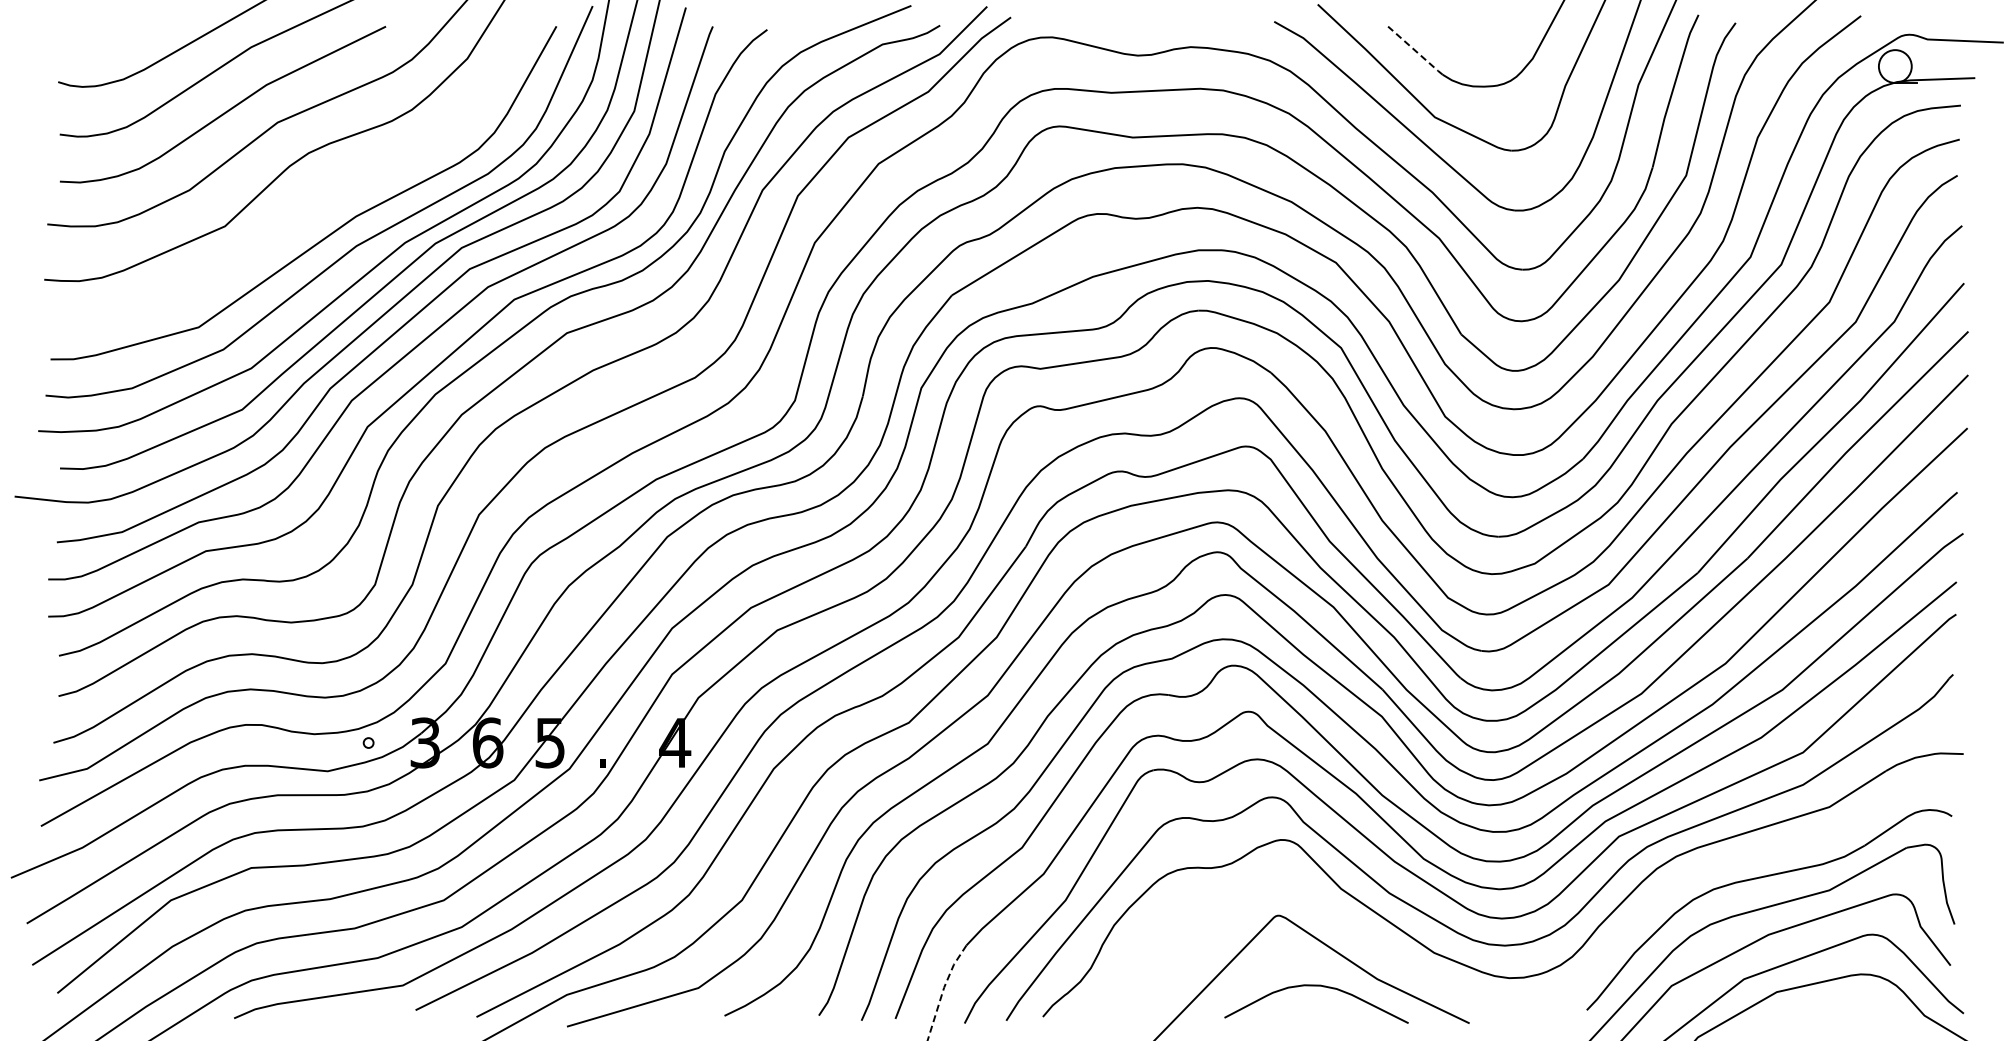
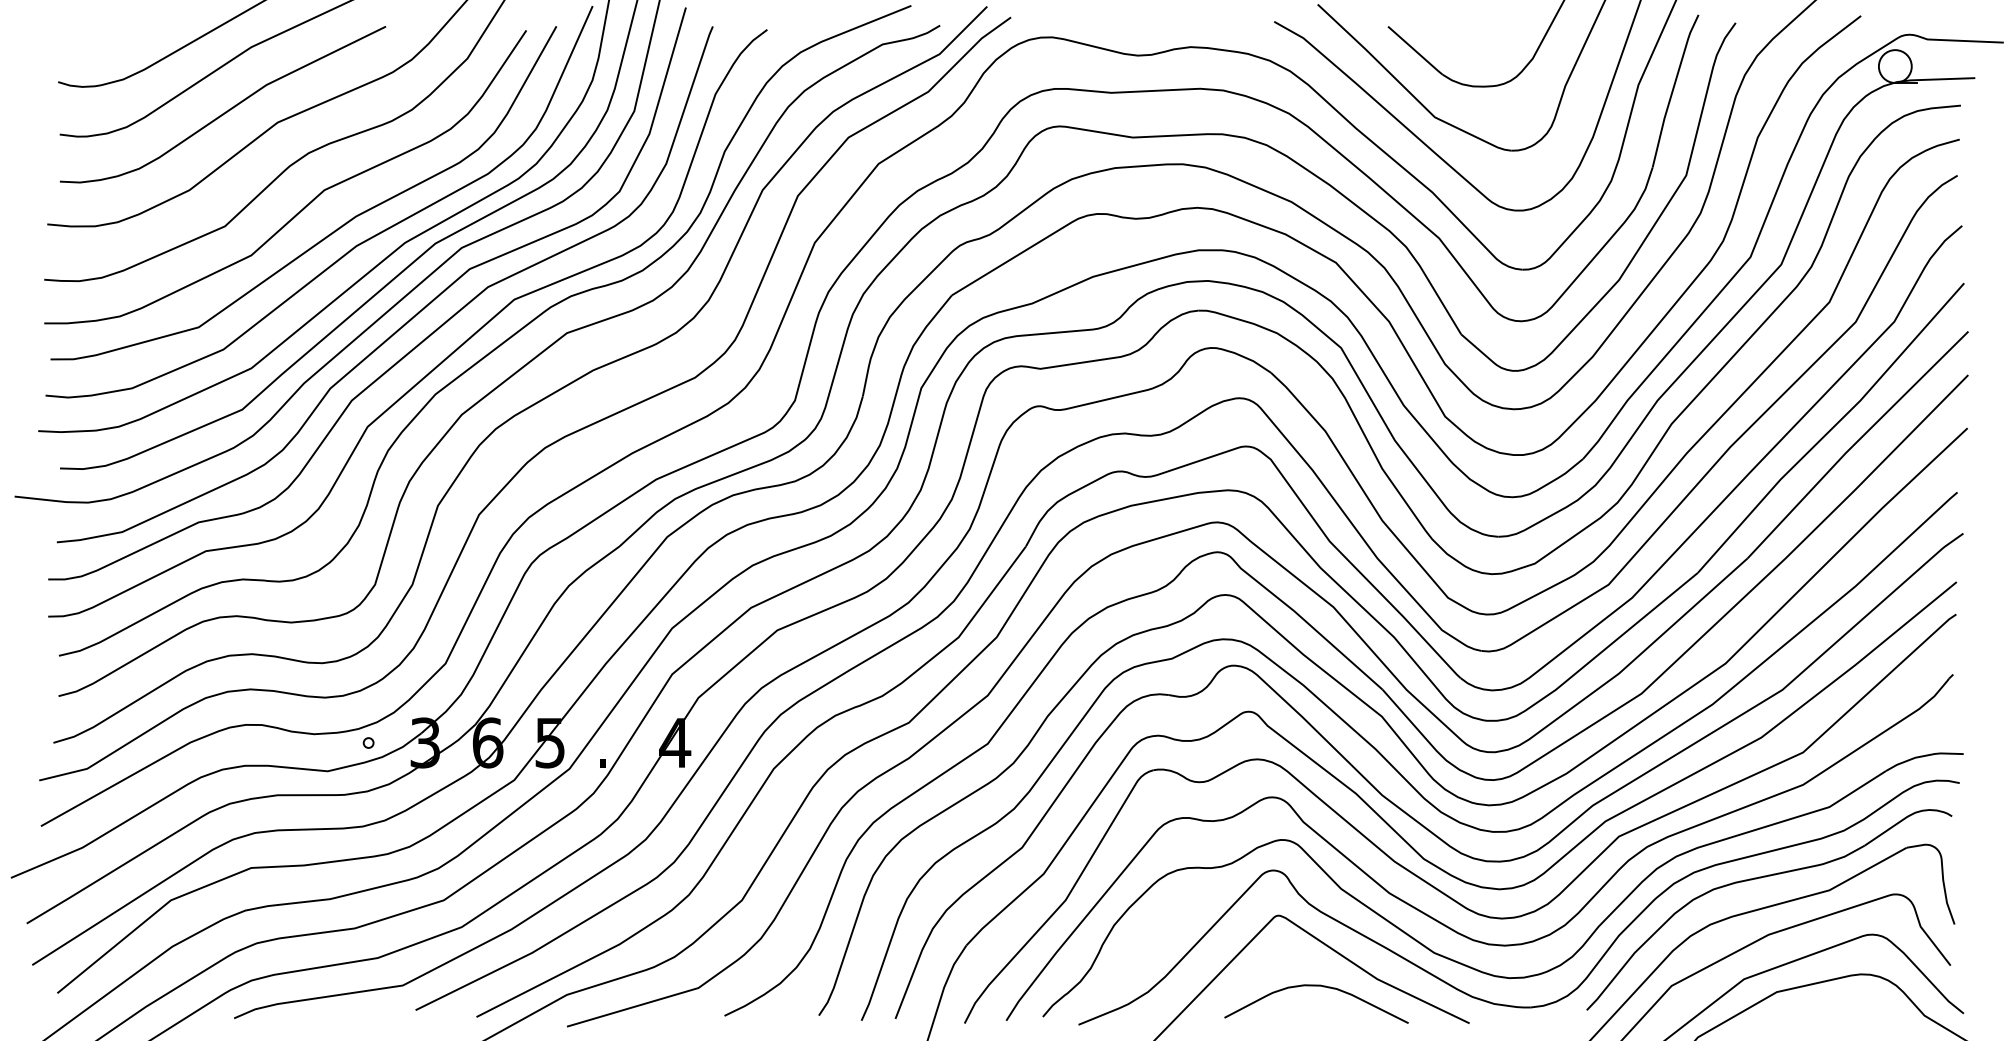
line: dashed -> solid (1415, 51)
curve: none -> present (306, 204)
part: none -> present (1594, 965)
line: dashed -> solid (943, 990)
